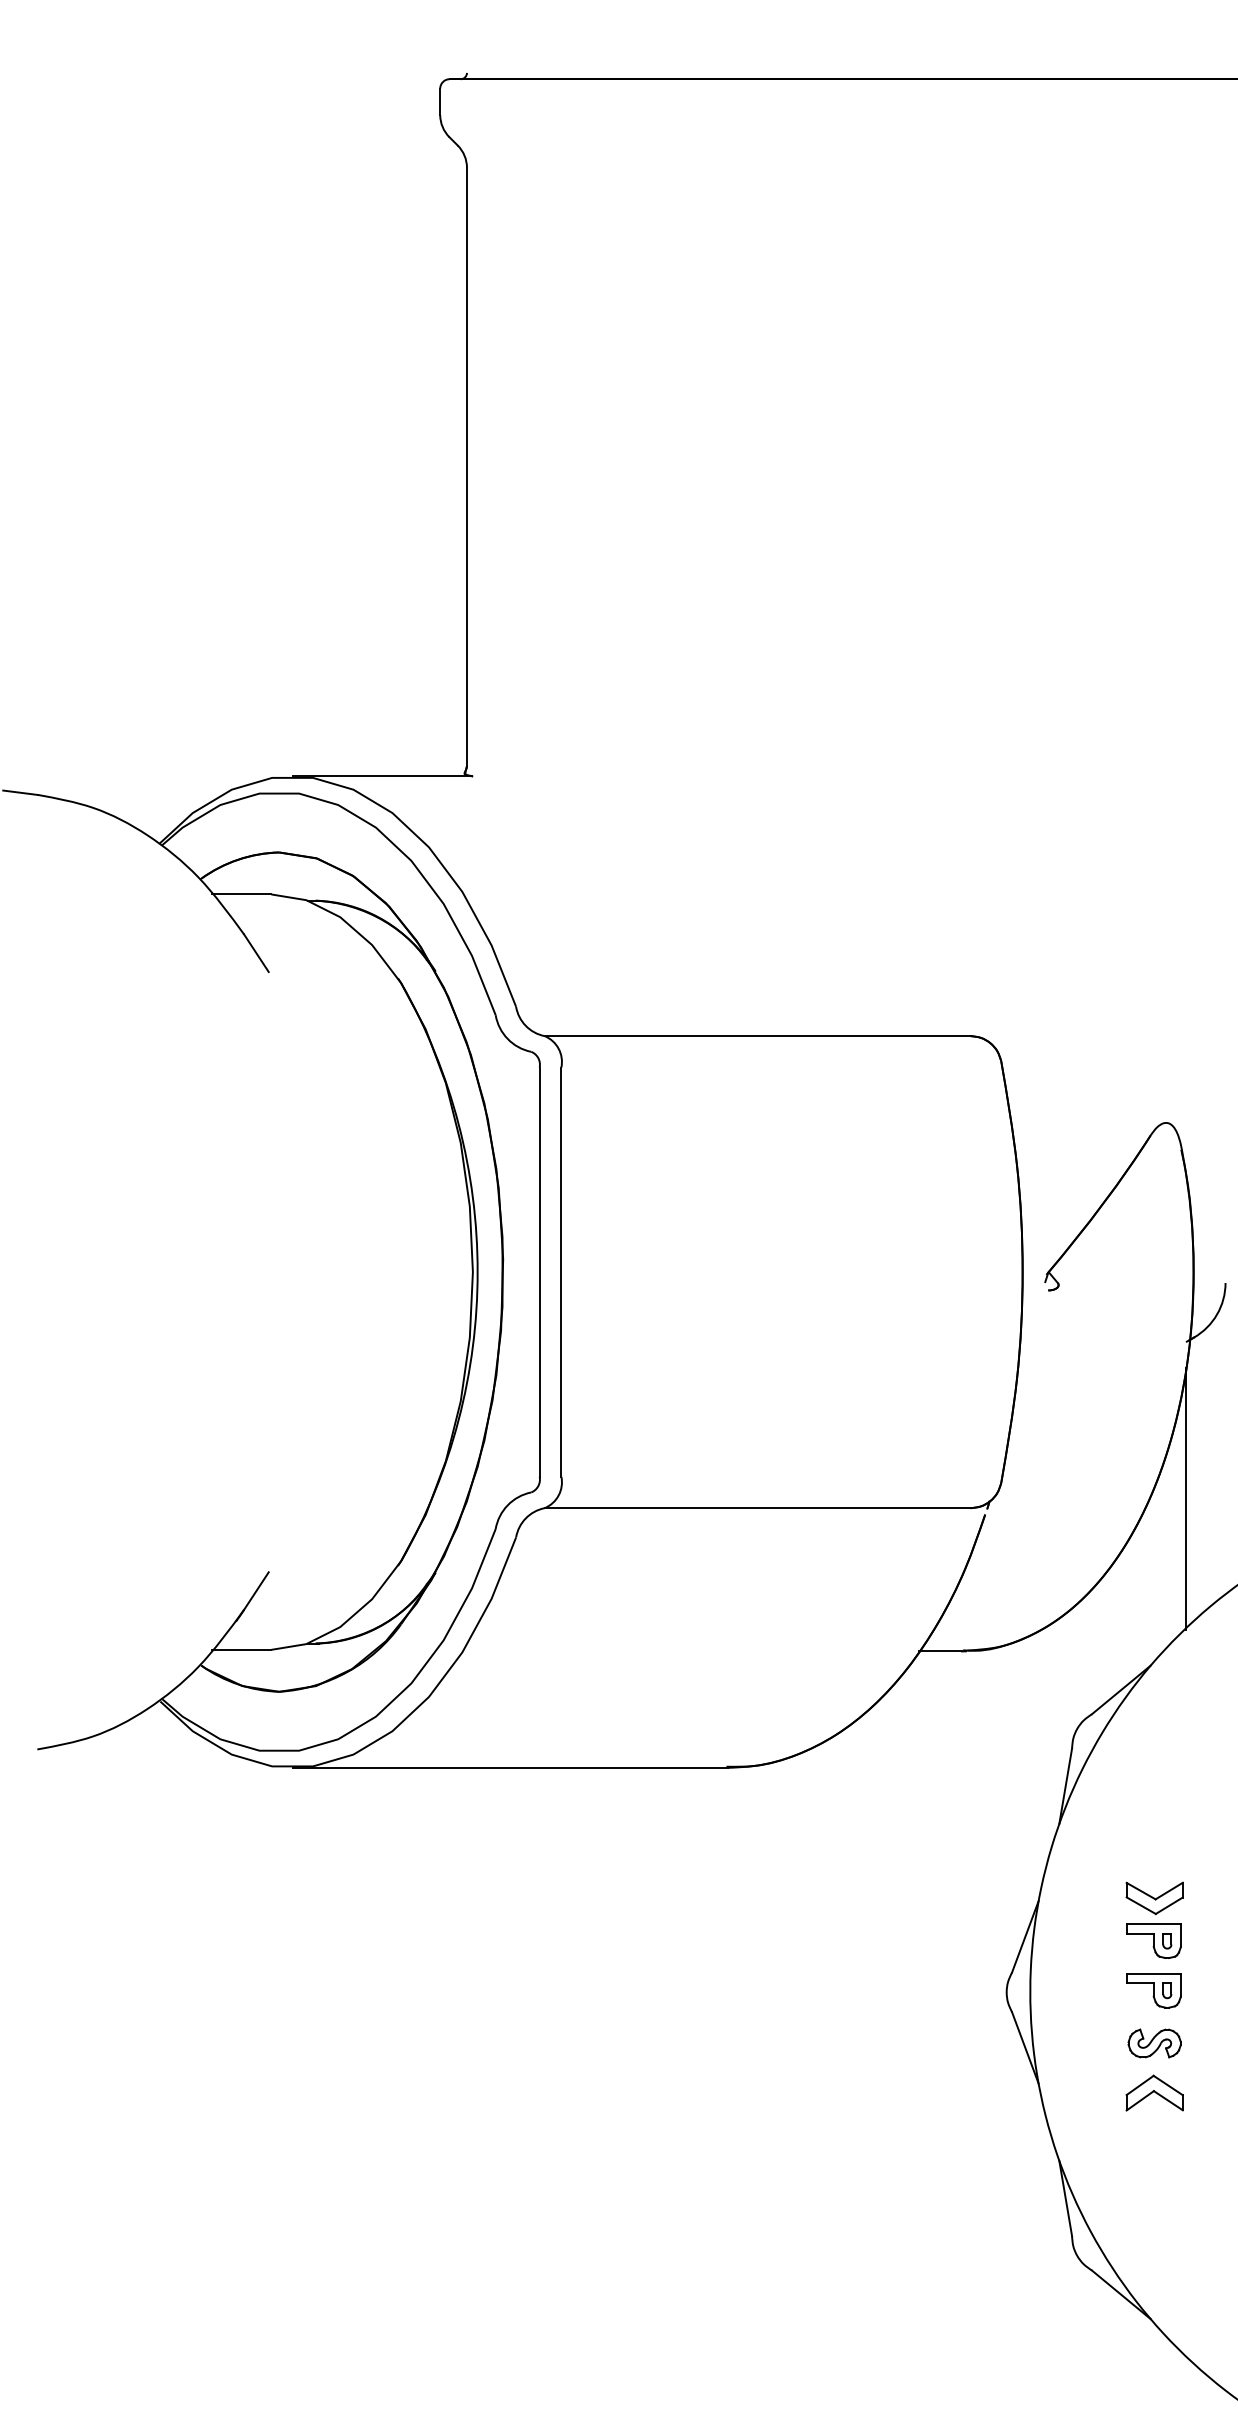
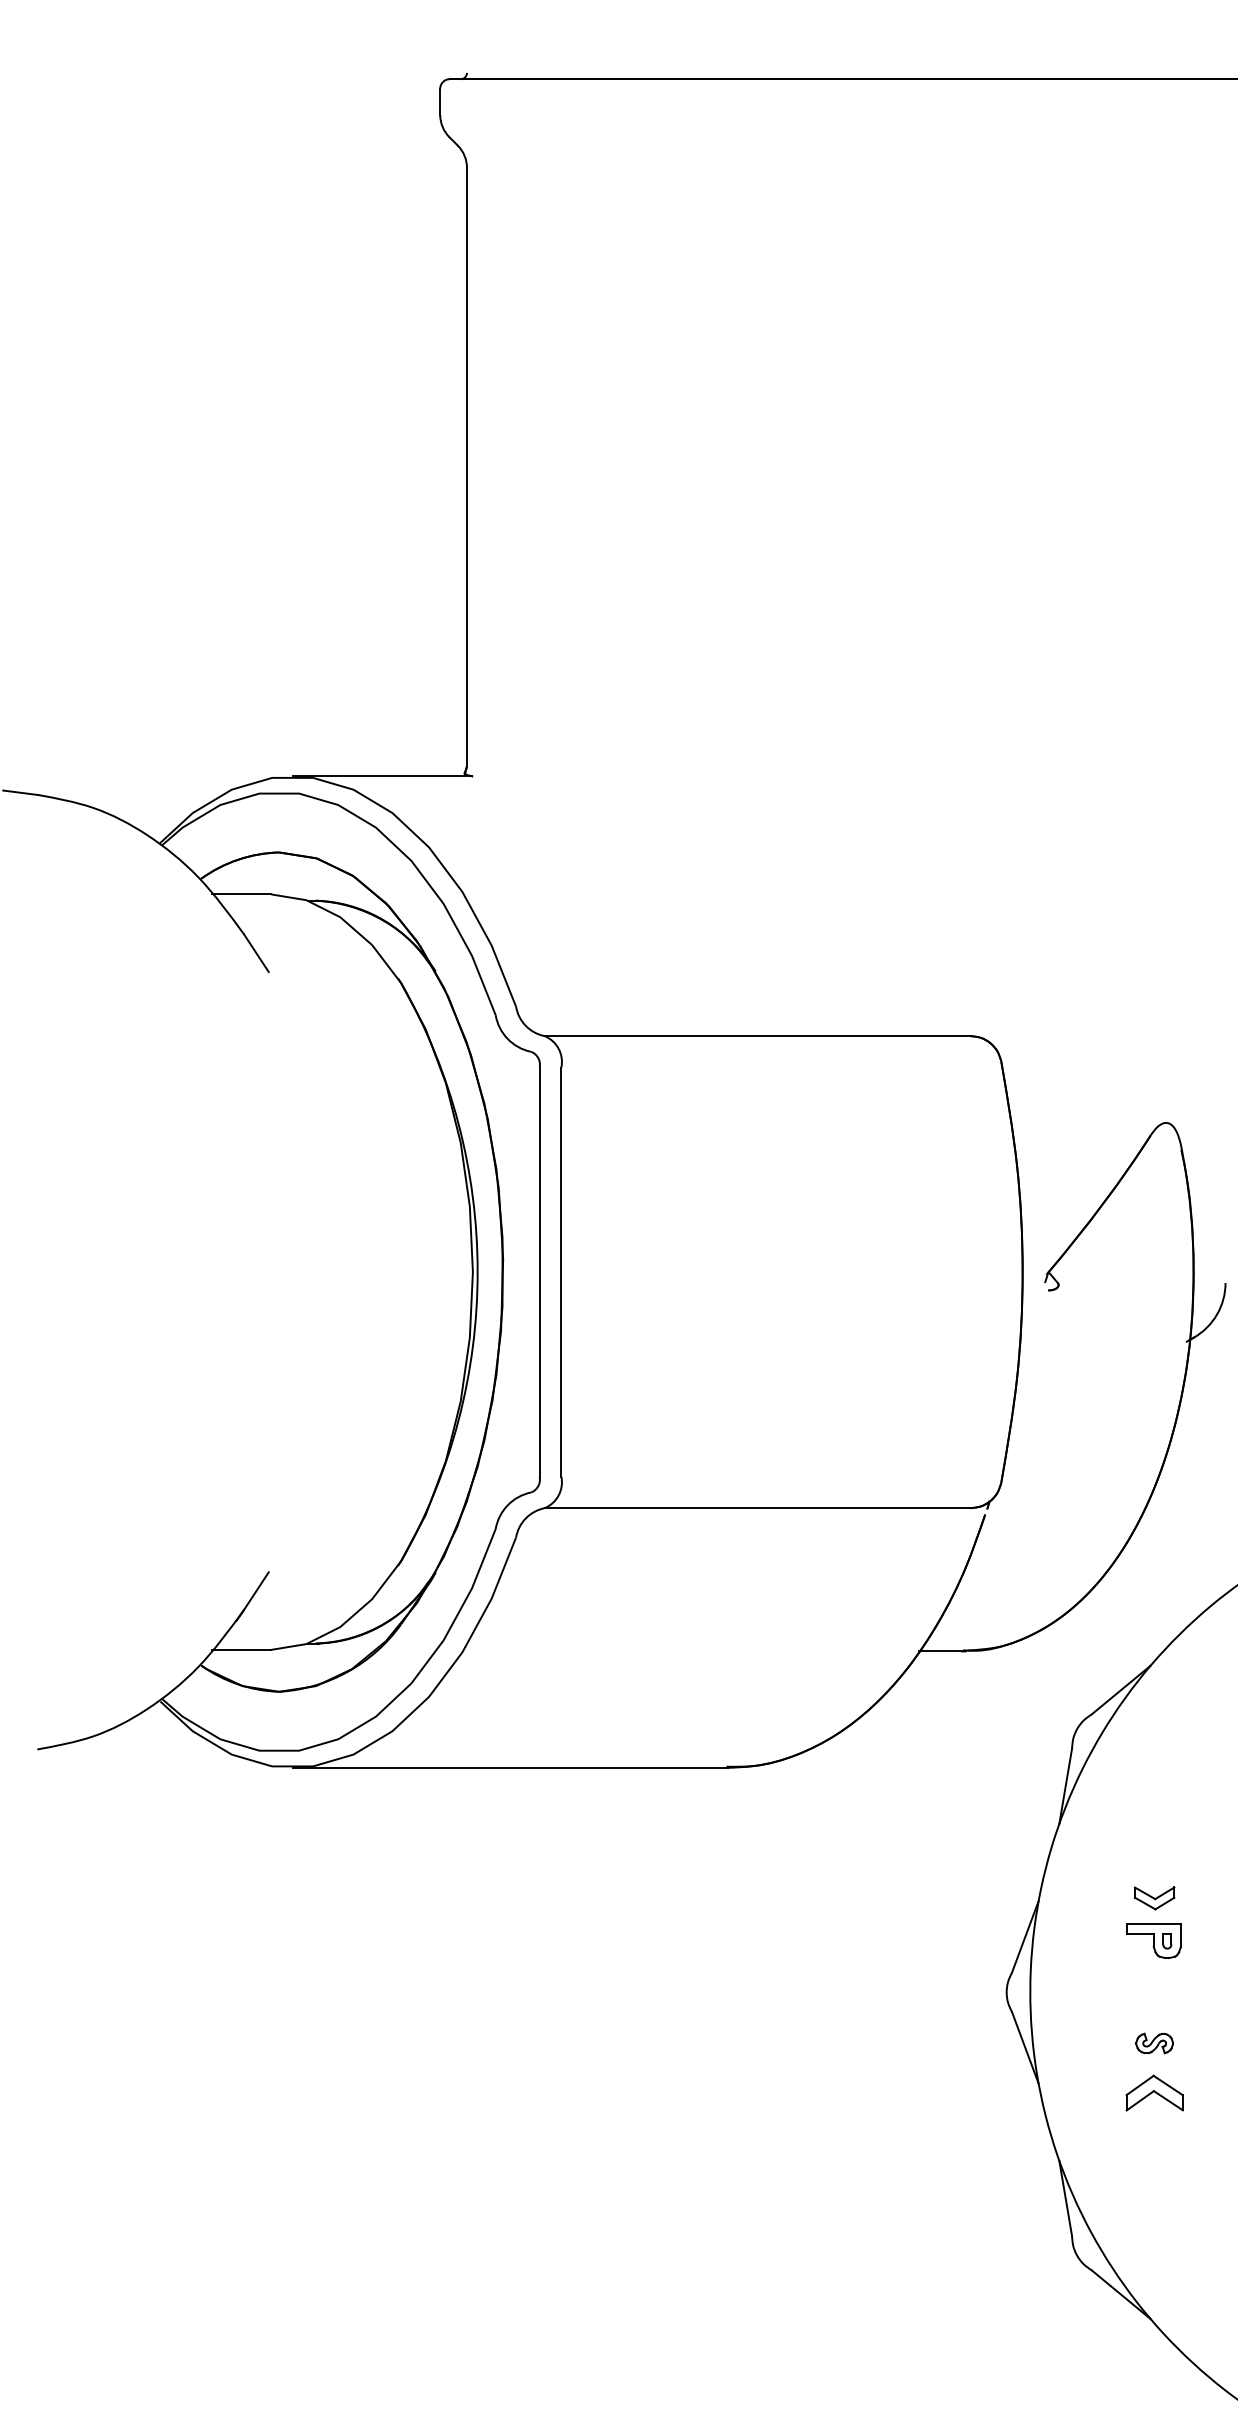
line: present -> none (1186, 1499)
part size: 59x35 px -> 42x25 px (1154, 1898)
part: present -> none (1153, 1990)
part size: 55x31 px -> 39x23 px (1154, 2043)
